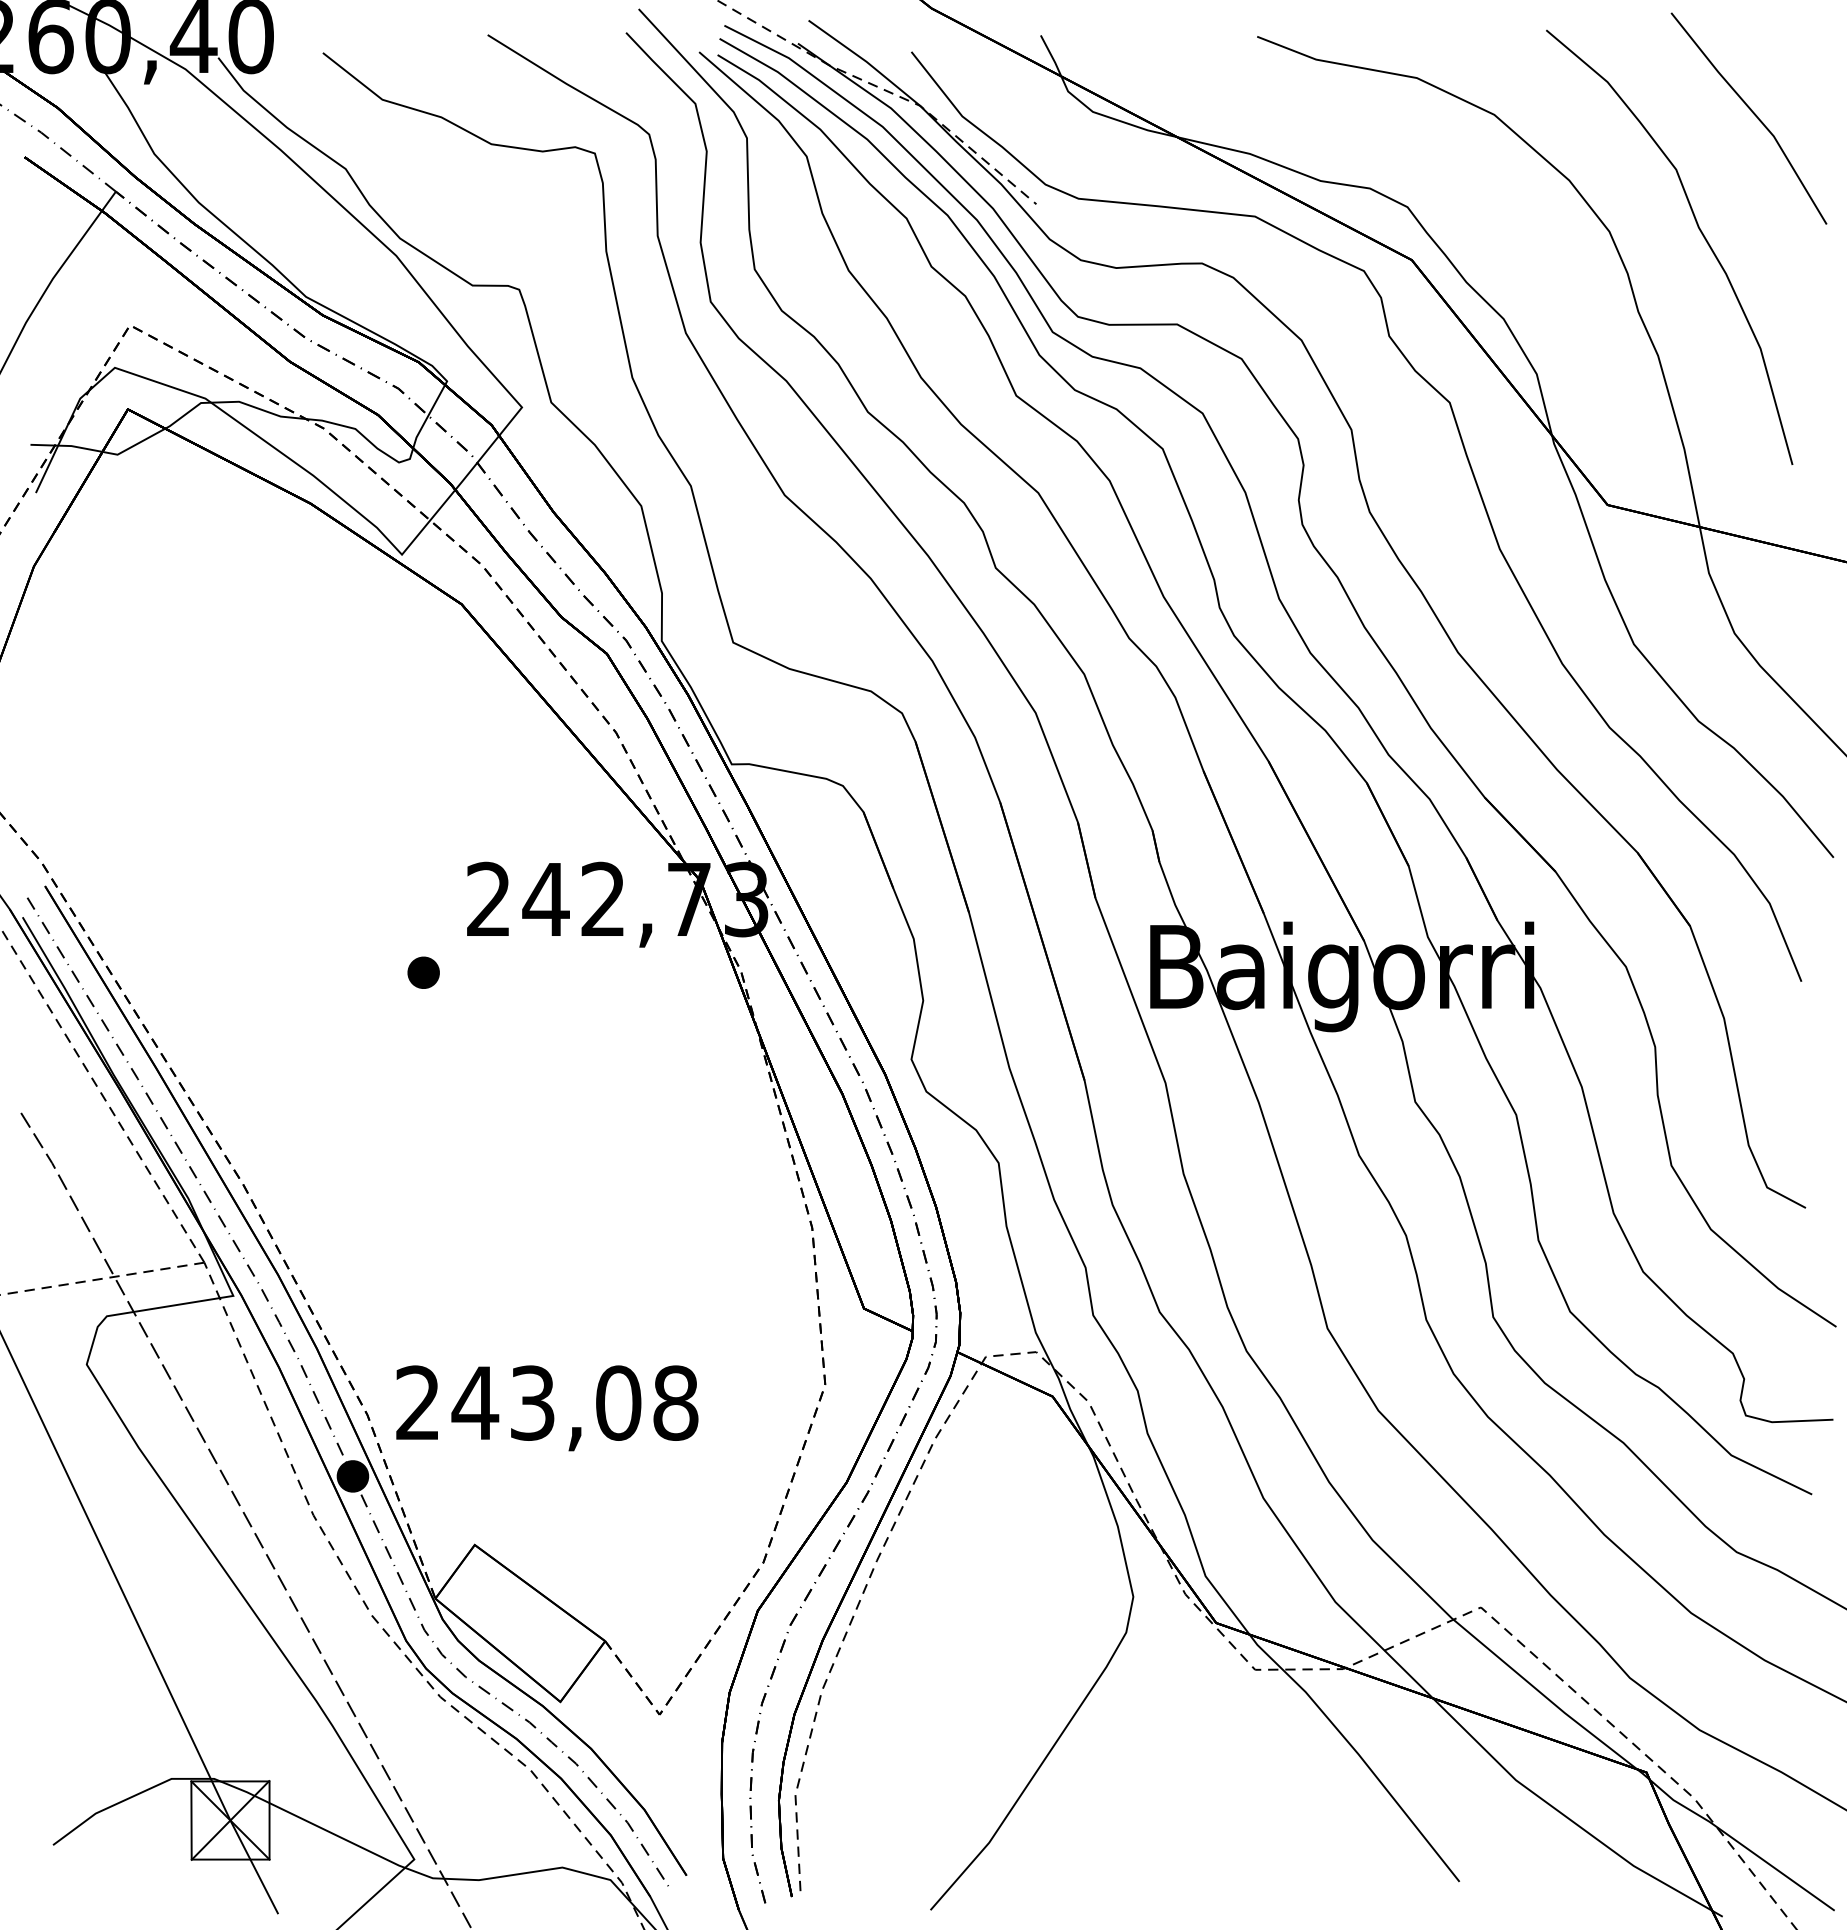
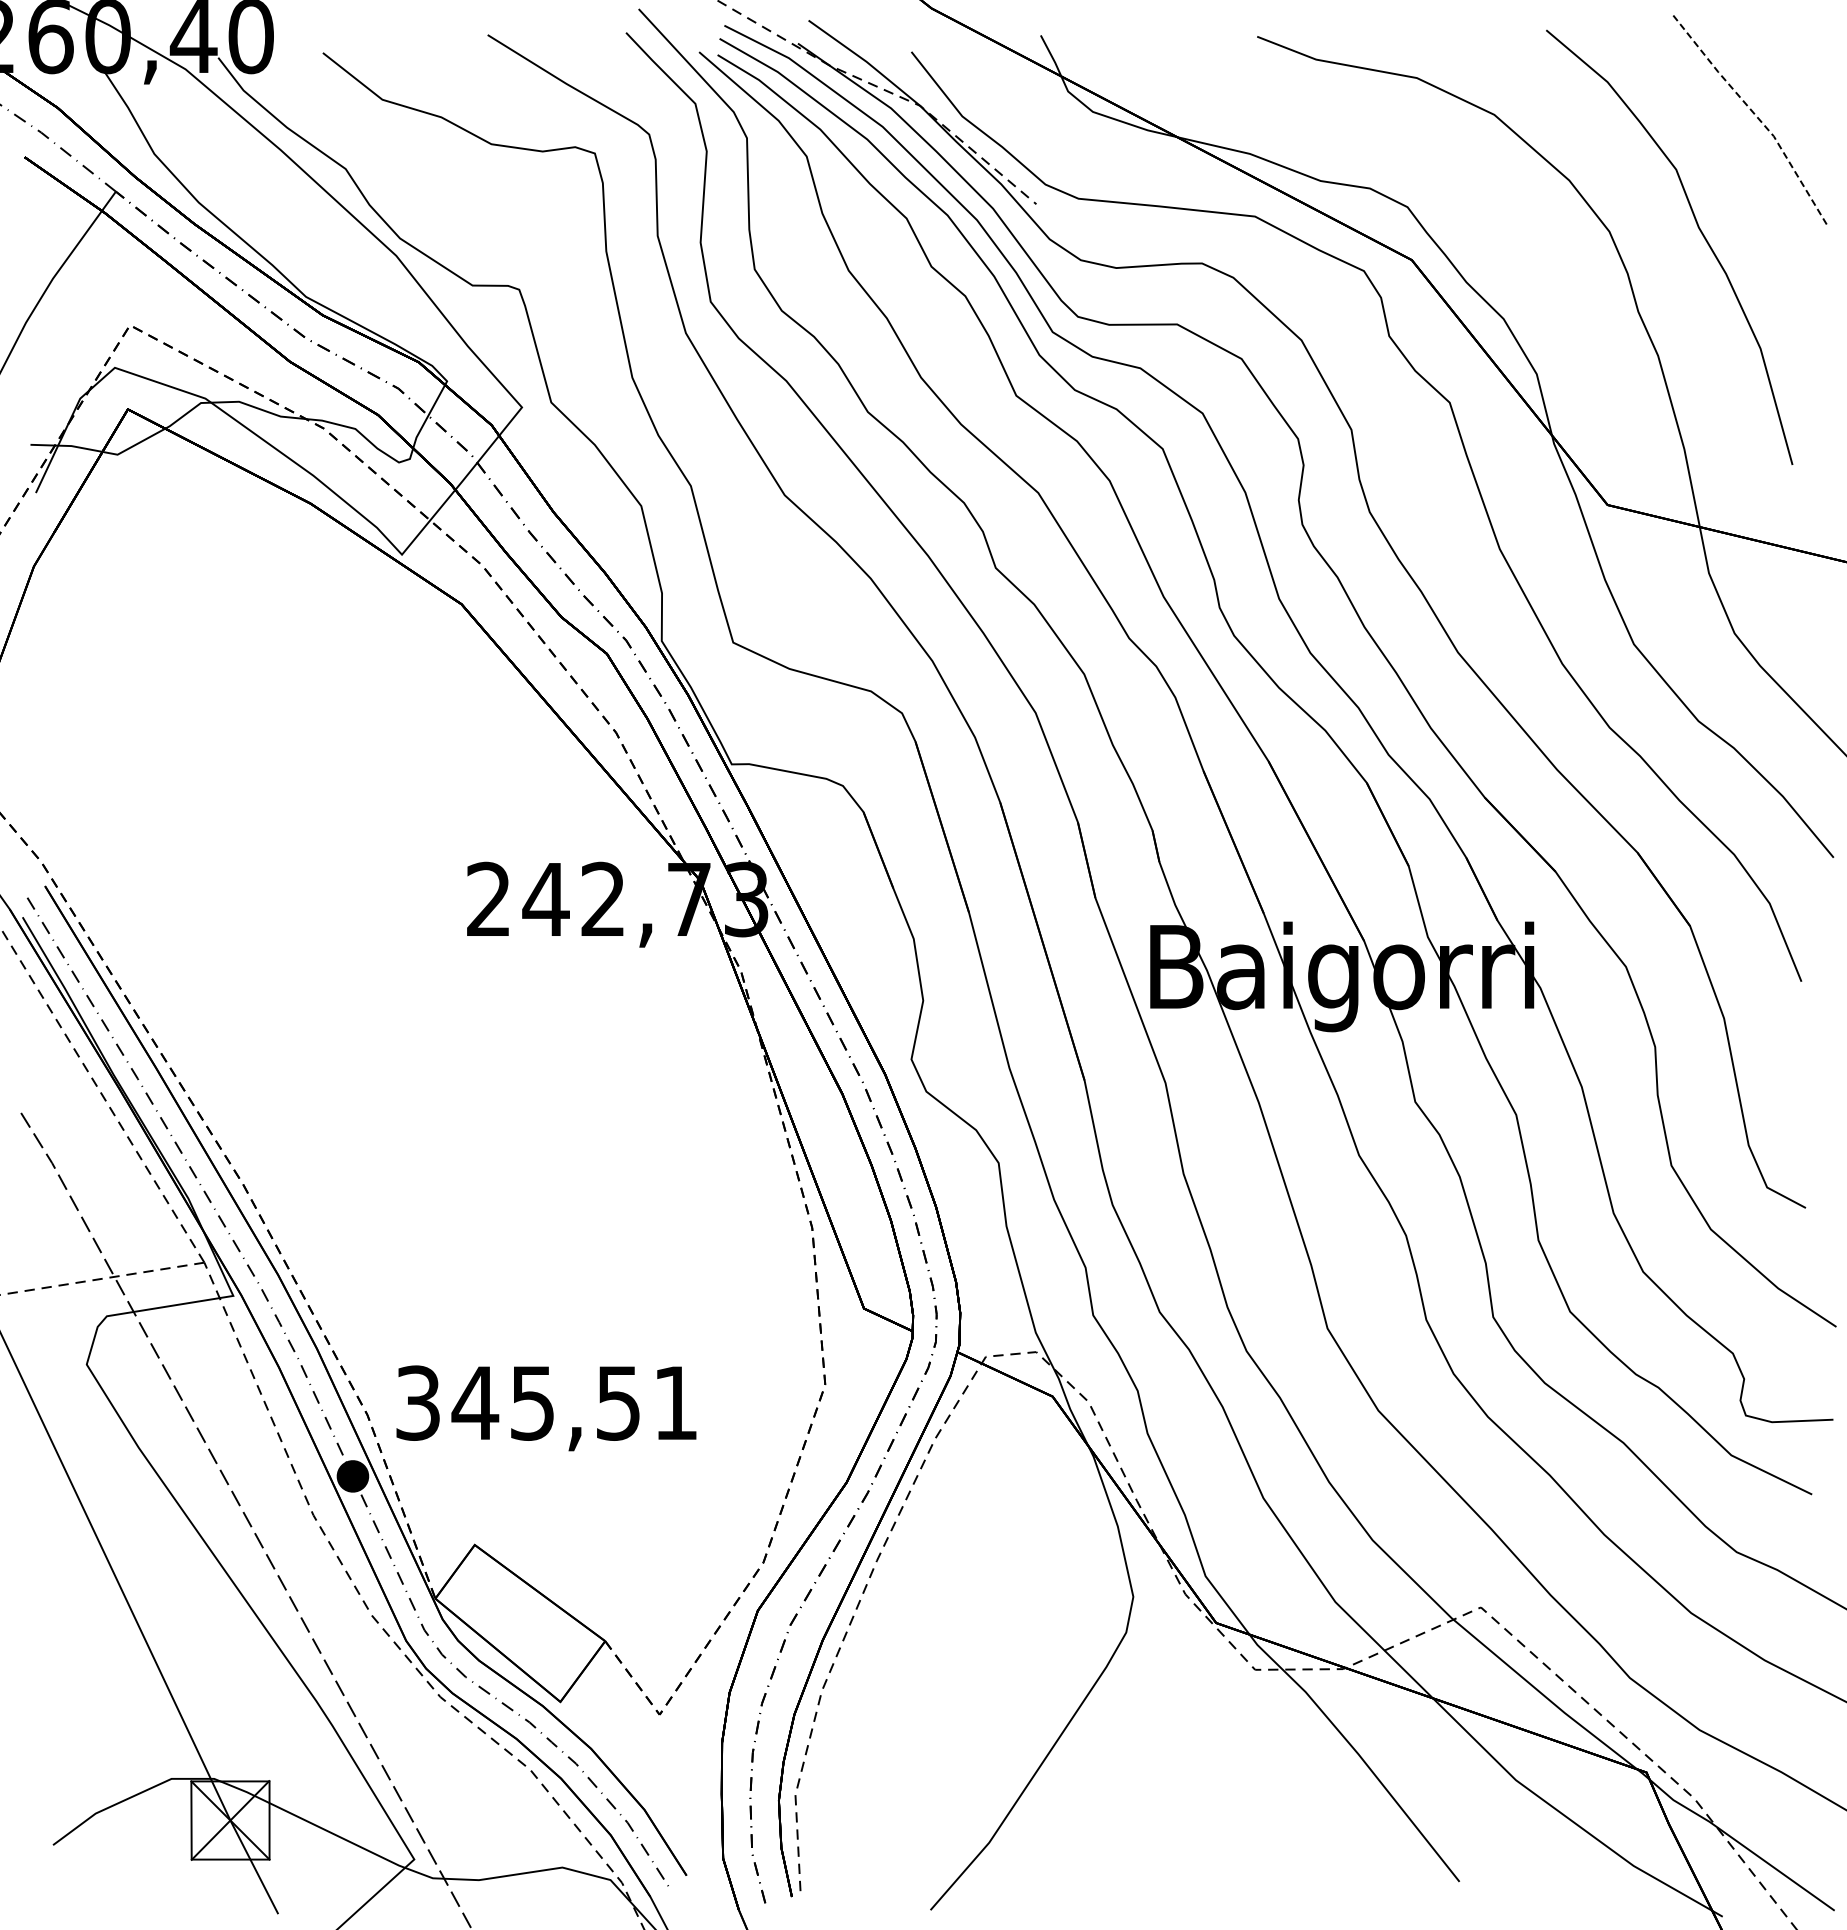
line: solid -> dashed (1754, 114)
part: present -> none (423, 972)
text: 243,08 -> 345,51 (547, 1402)
